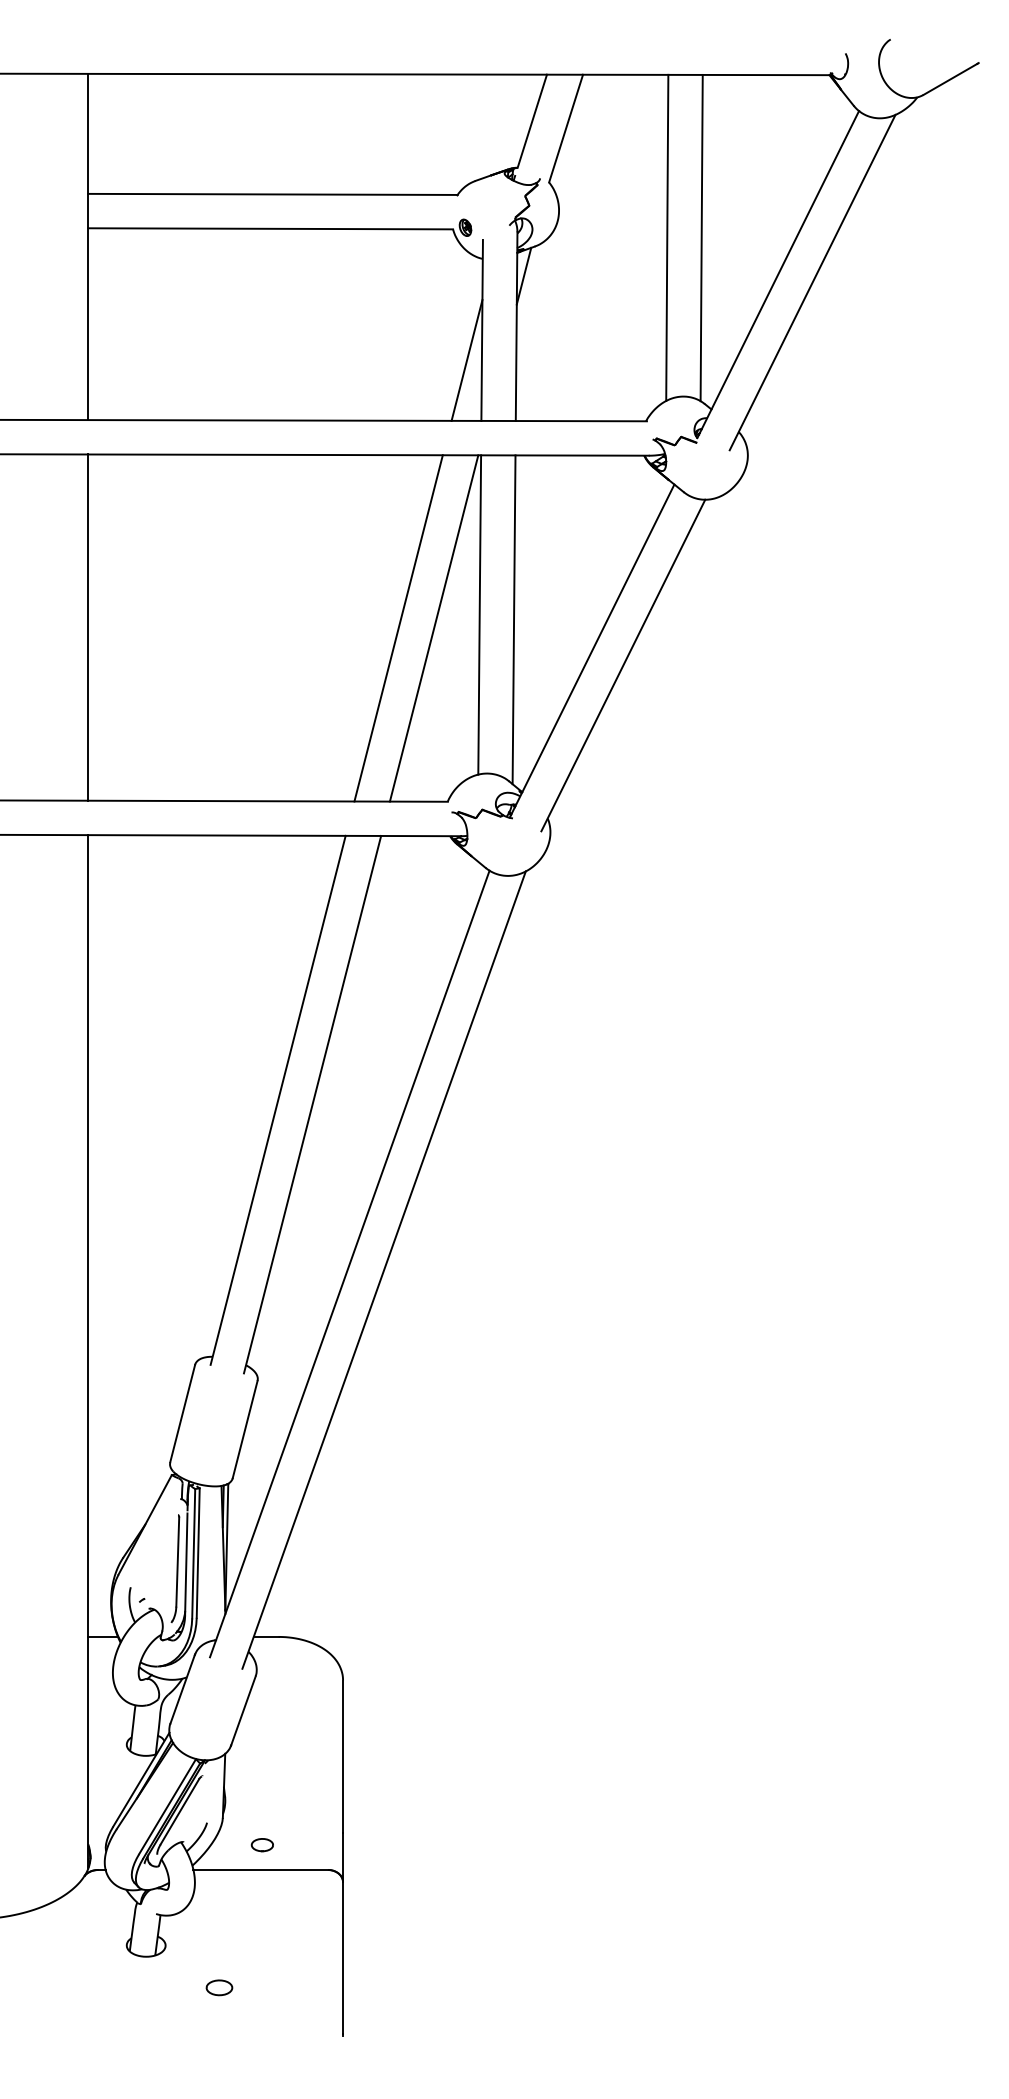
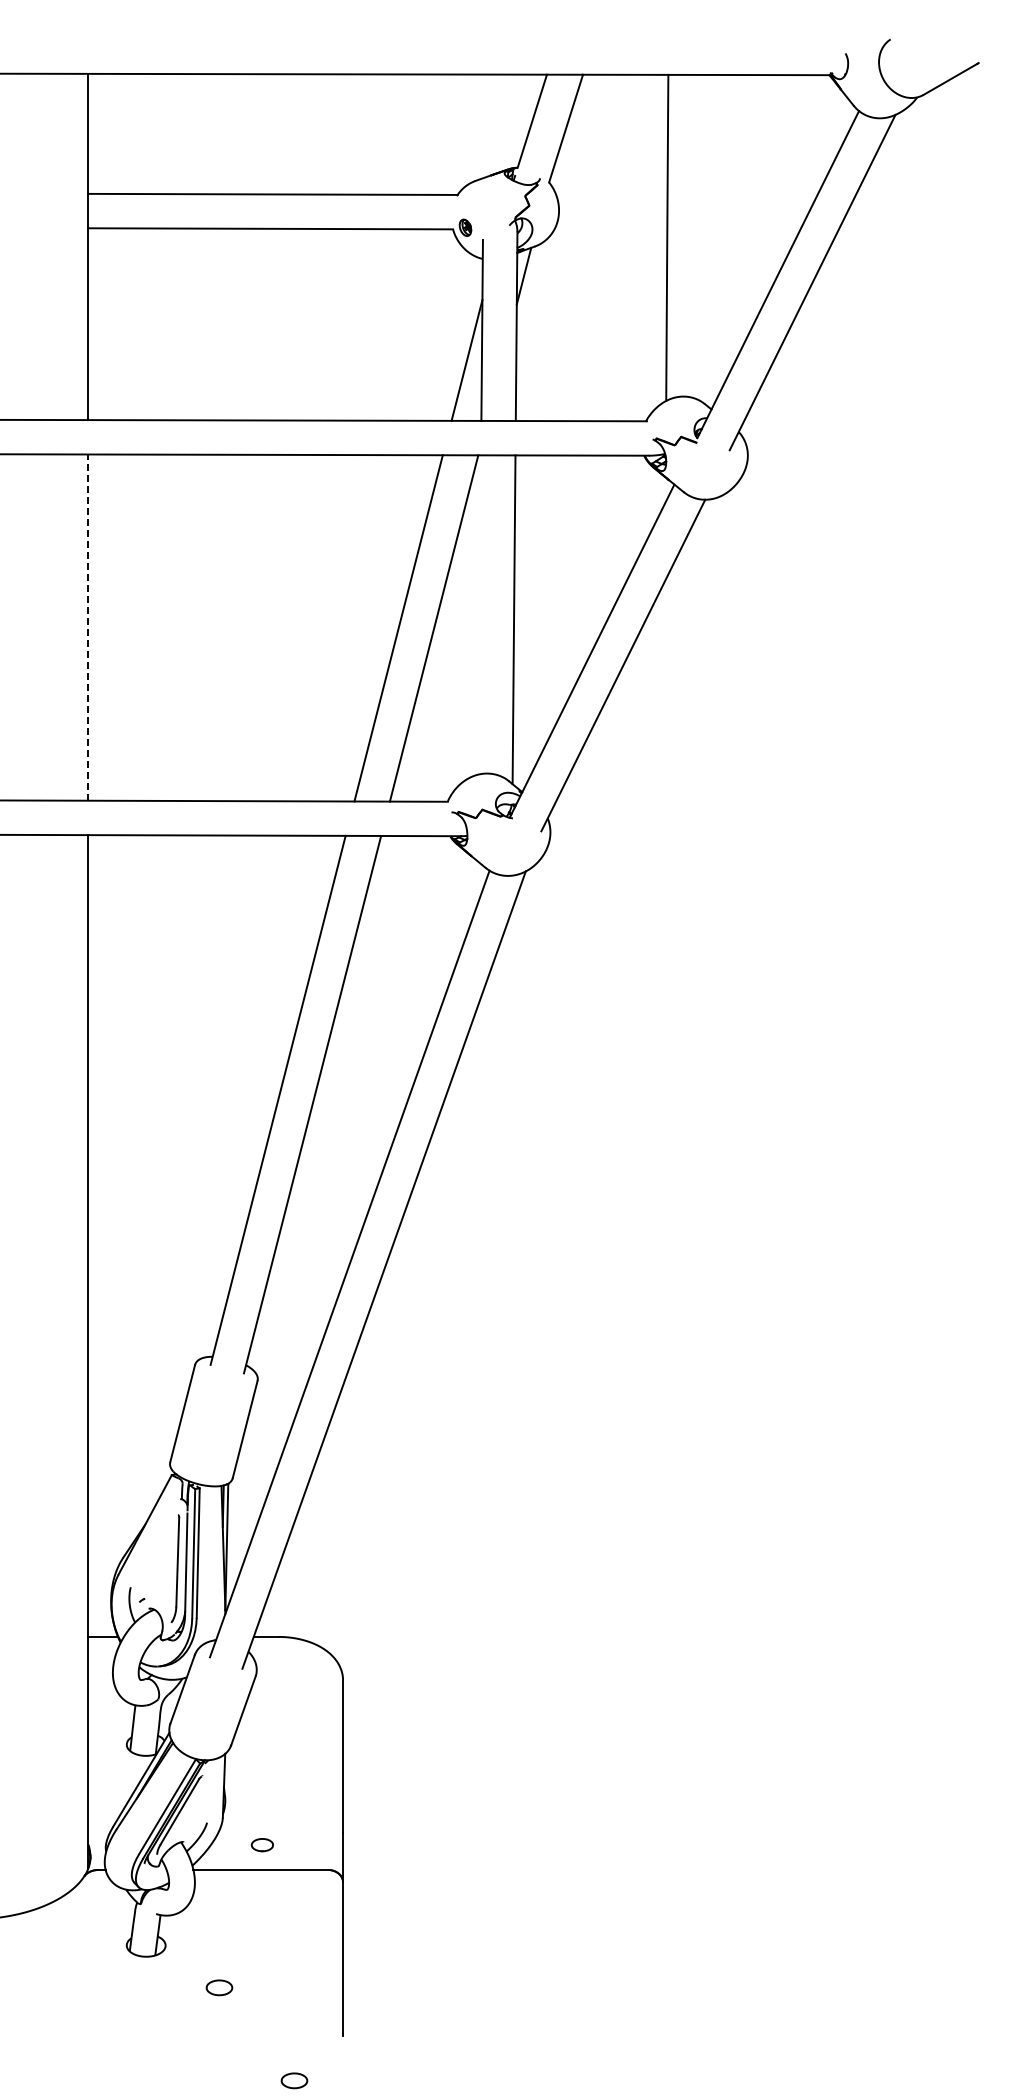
line: present -> none (701, 237)
line: present -> none (479, 614)
line: solid -> dashed (88, 627)
part: none -> present (294, 2080)
